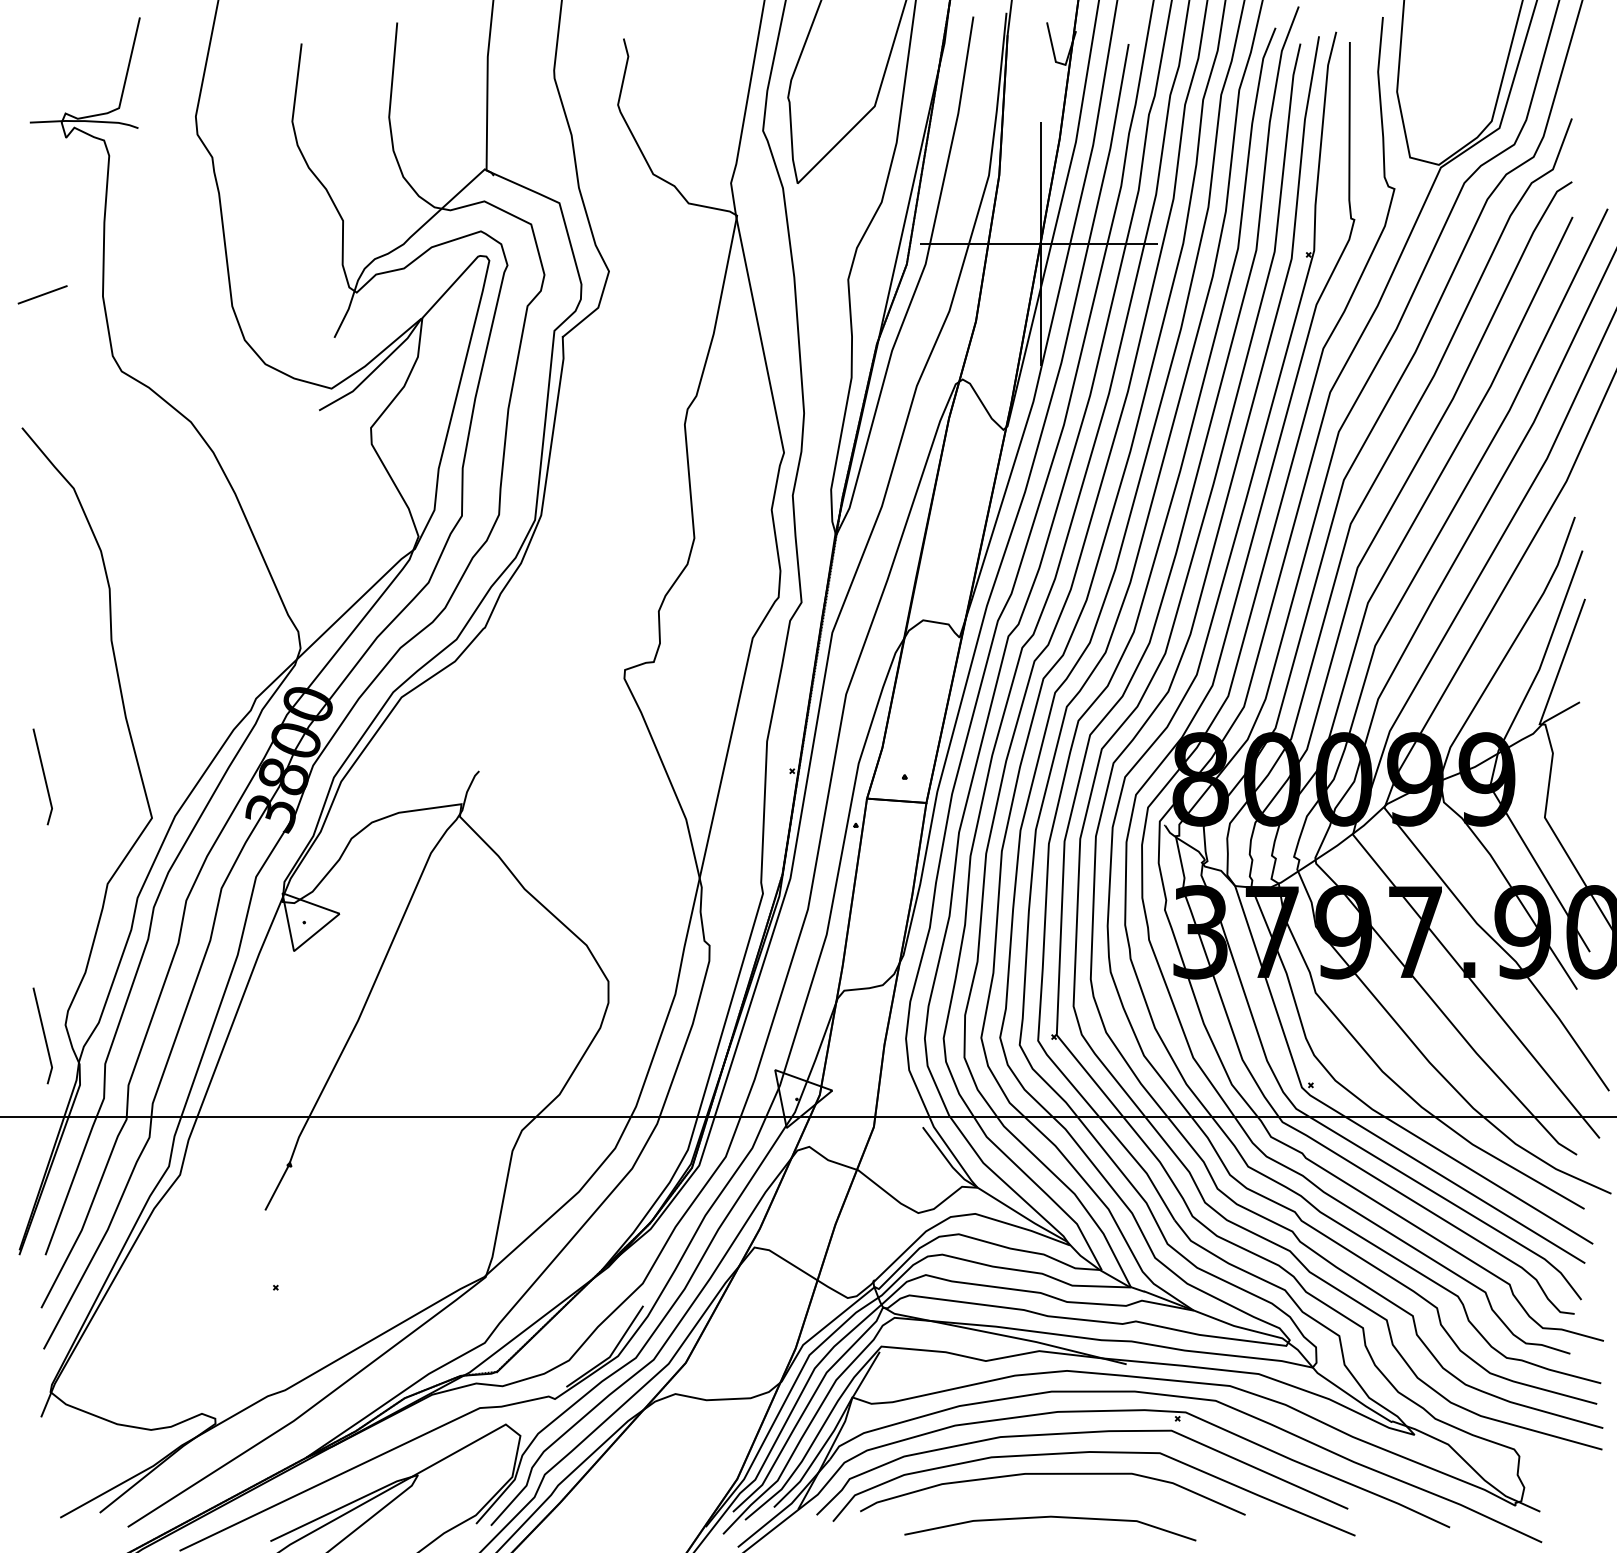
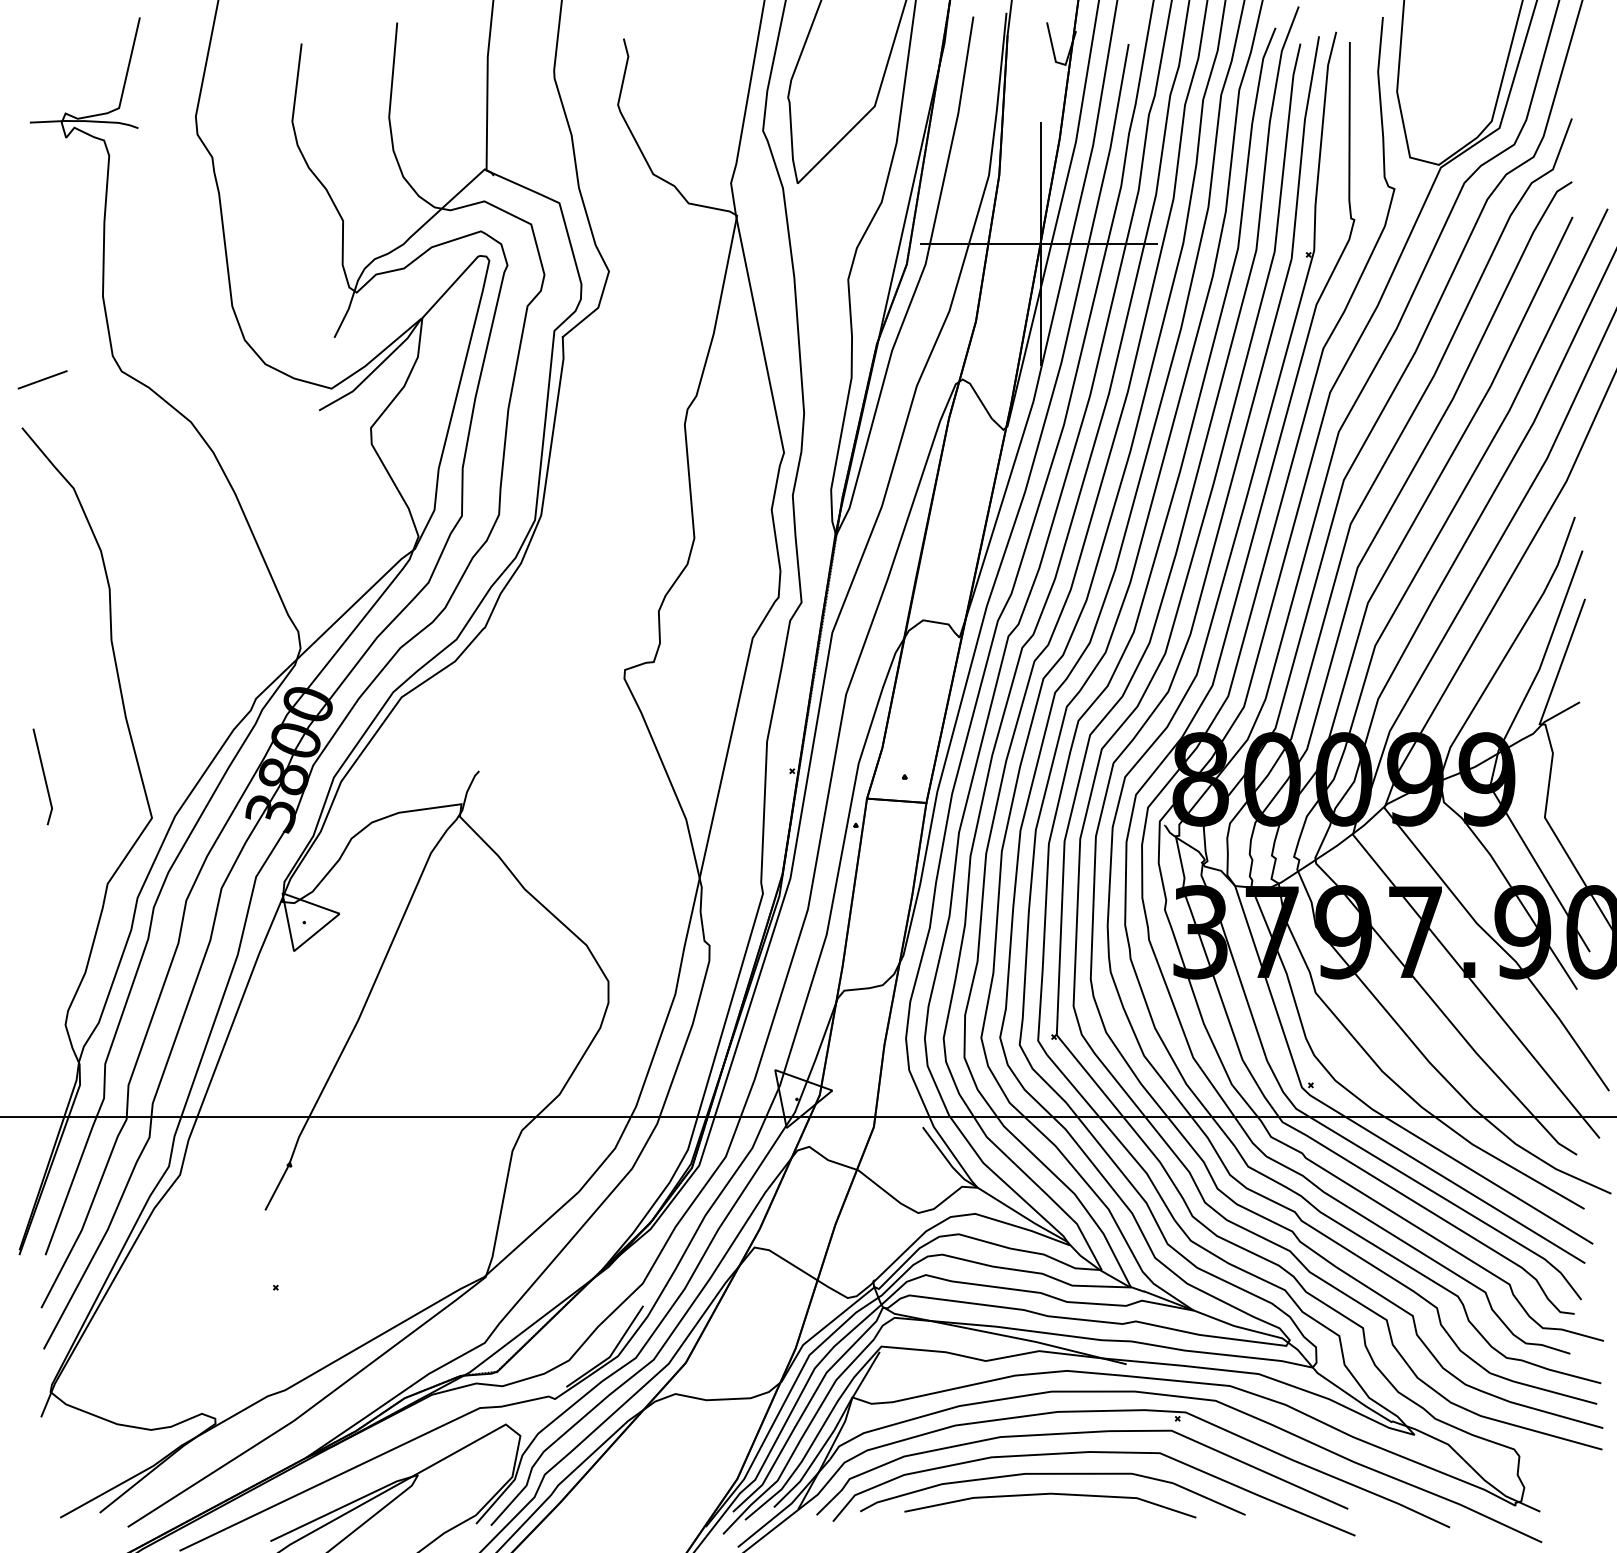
line position: (42, 294) -> (42, 379) (42, 379)
line: present -> none (43, 1035)
line position: (1050, 1517) -> (1050, 1494) (1050, 1494)
